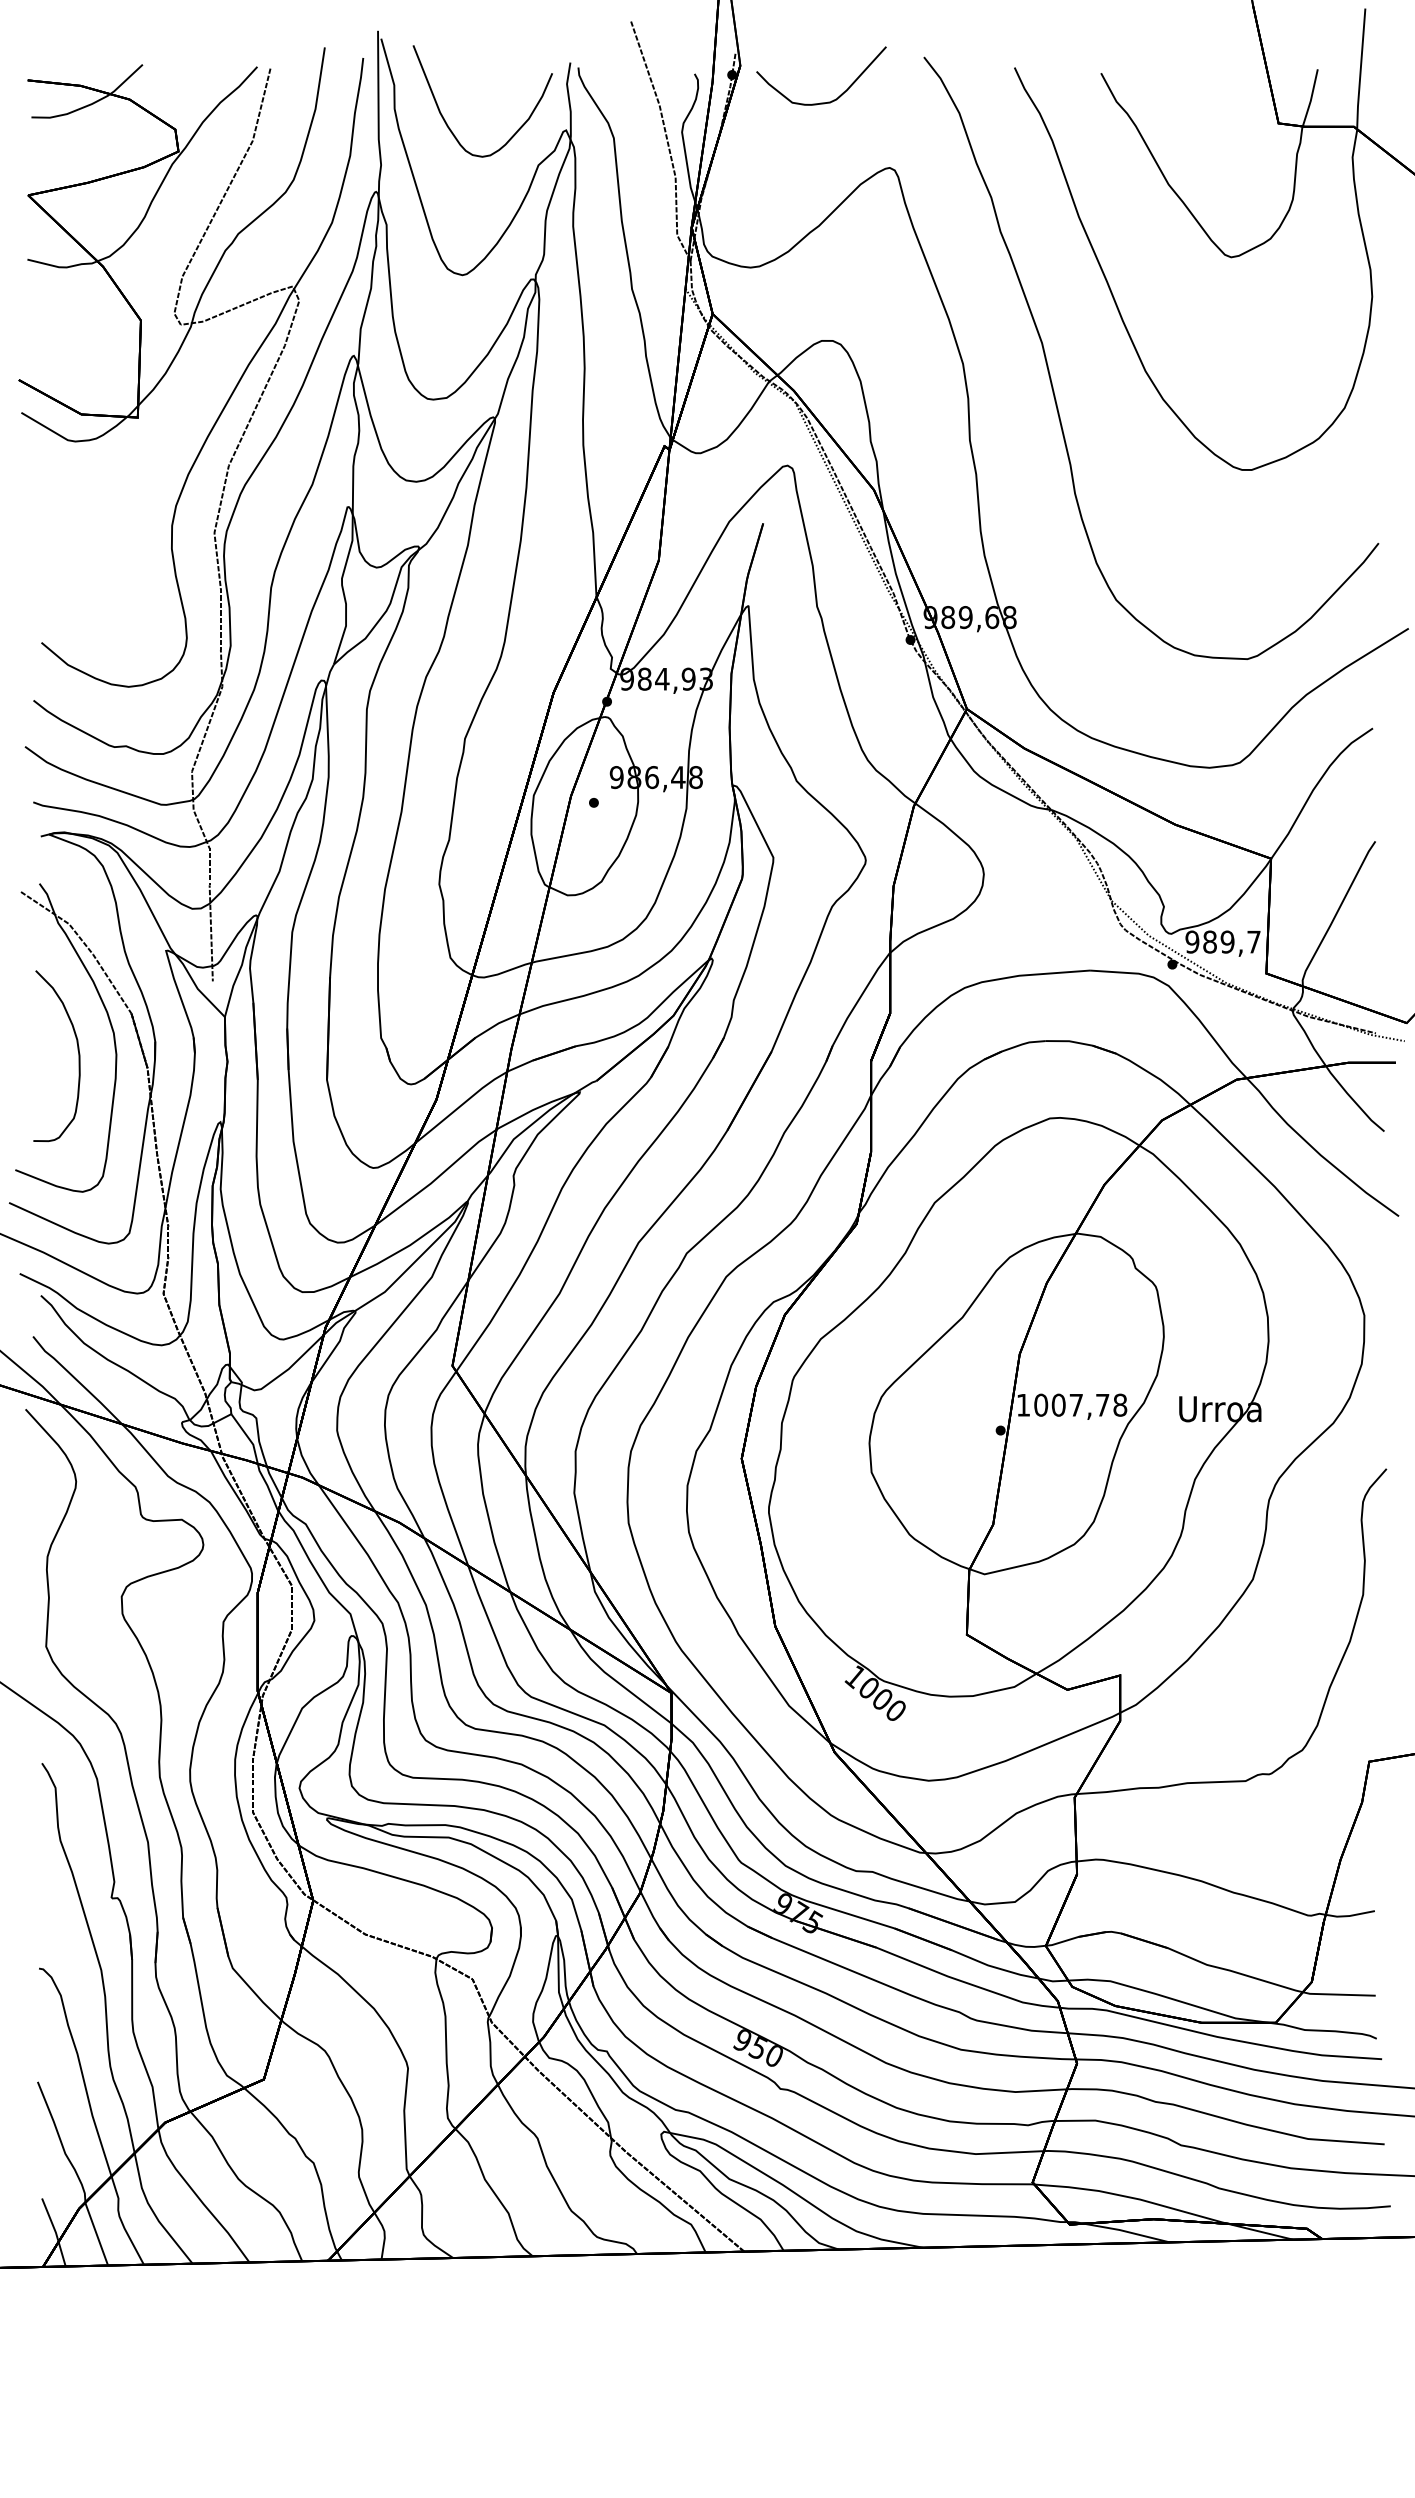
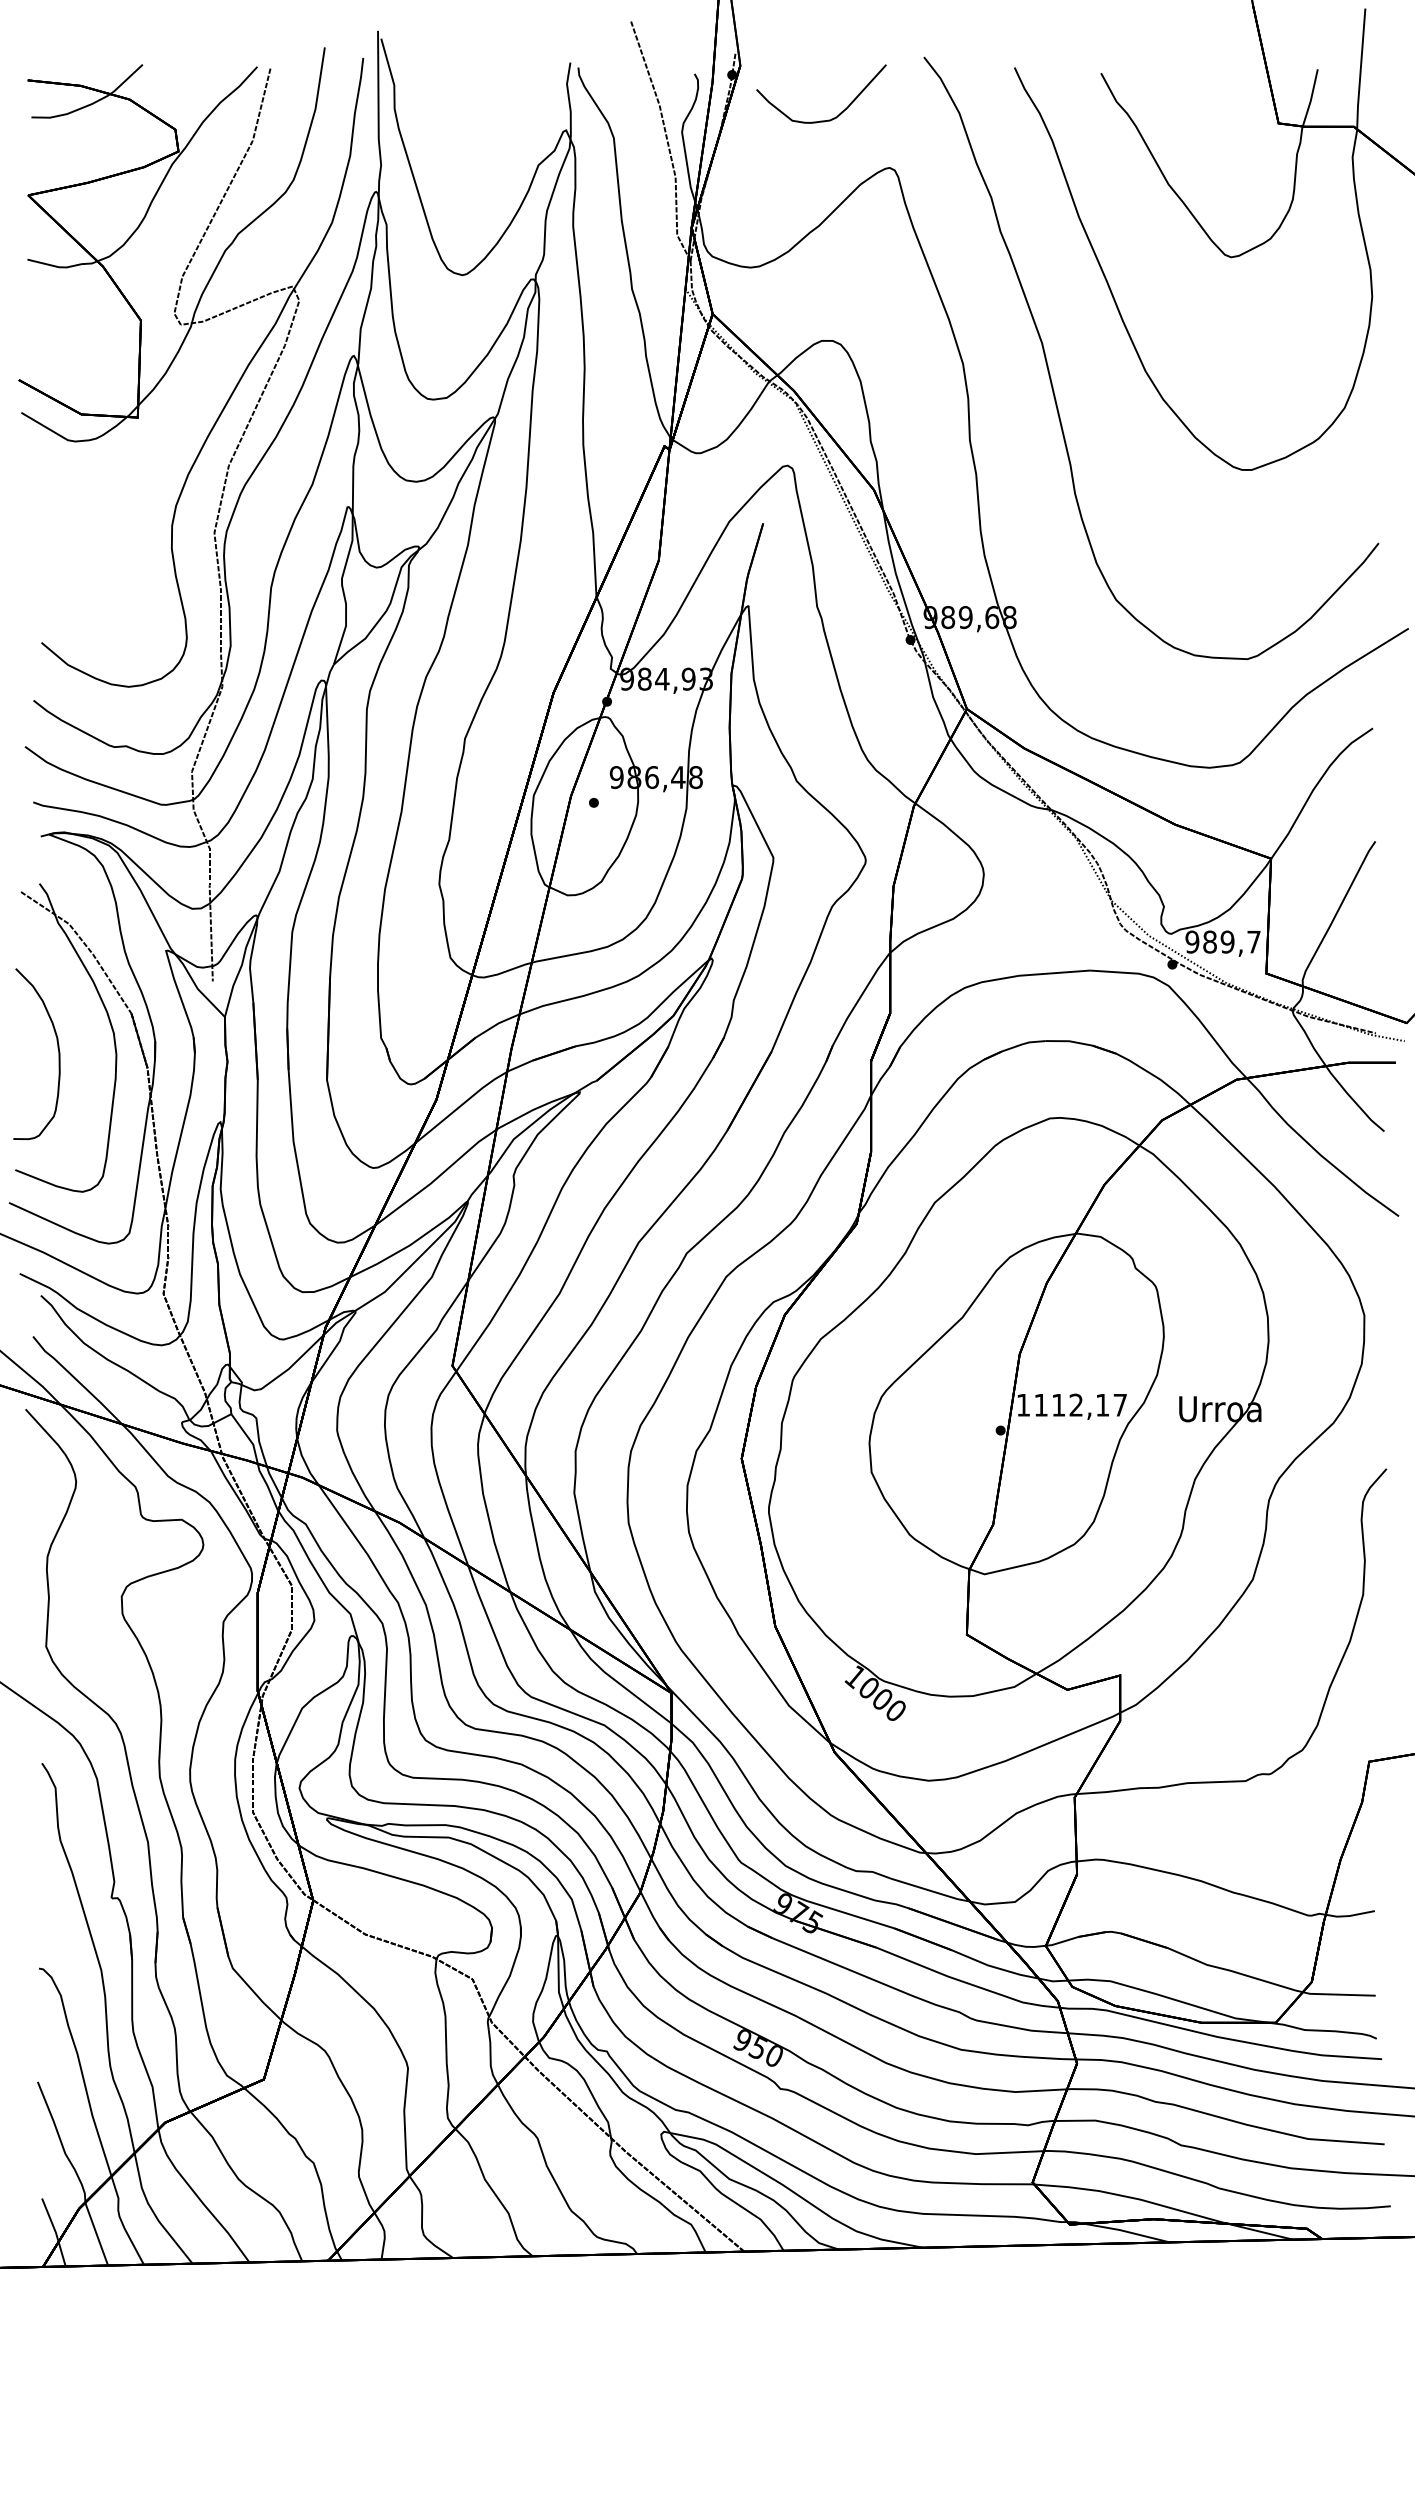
curve position: (833, 99) -> (833, 117) (833, 117)
curve: present -> none (446, 121)
curve position: (77, 1050) -> (57, 1048) (57, 1048)
text: 1007,78 -> 1112,17 (1080, 1404)
